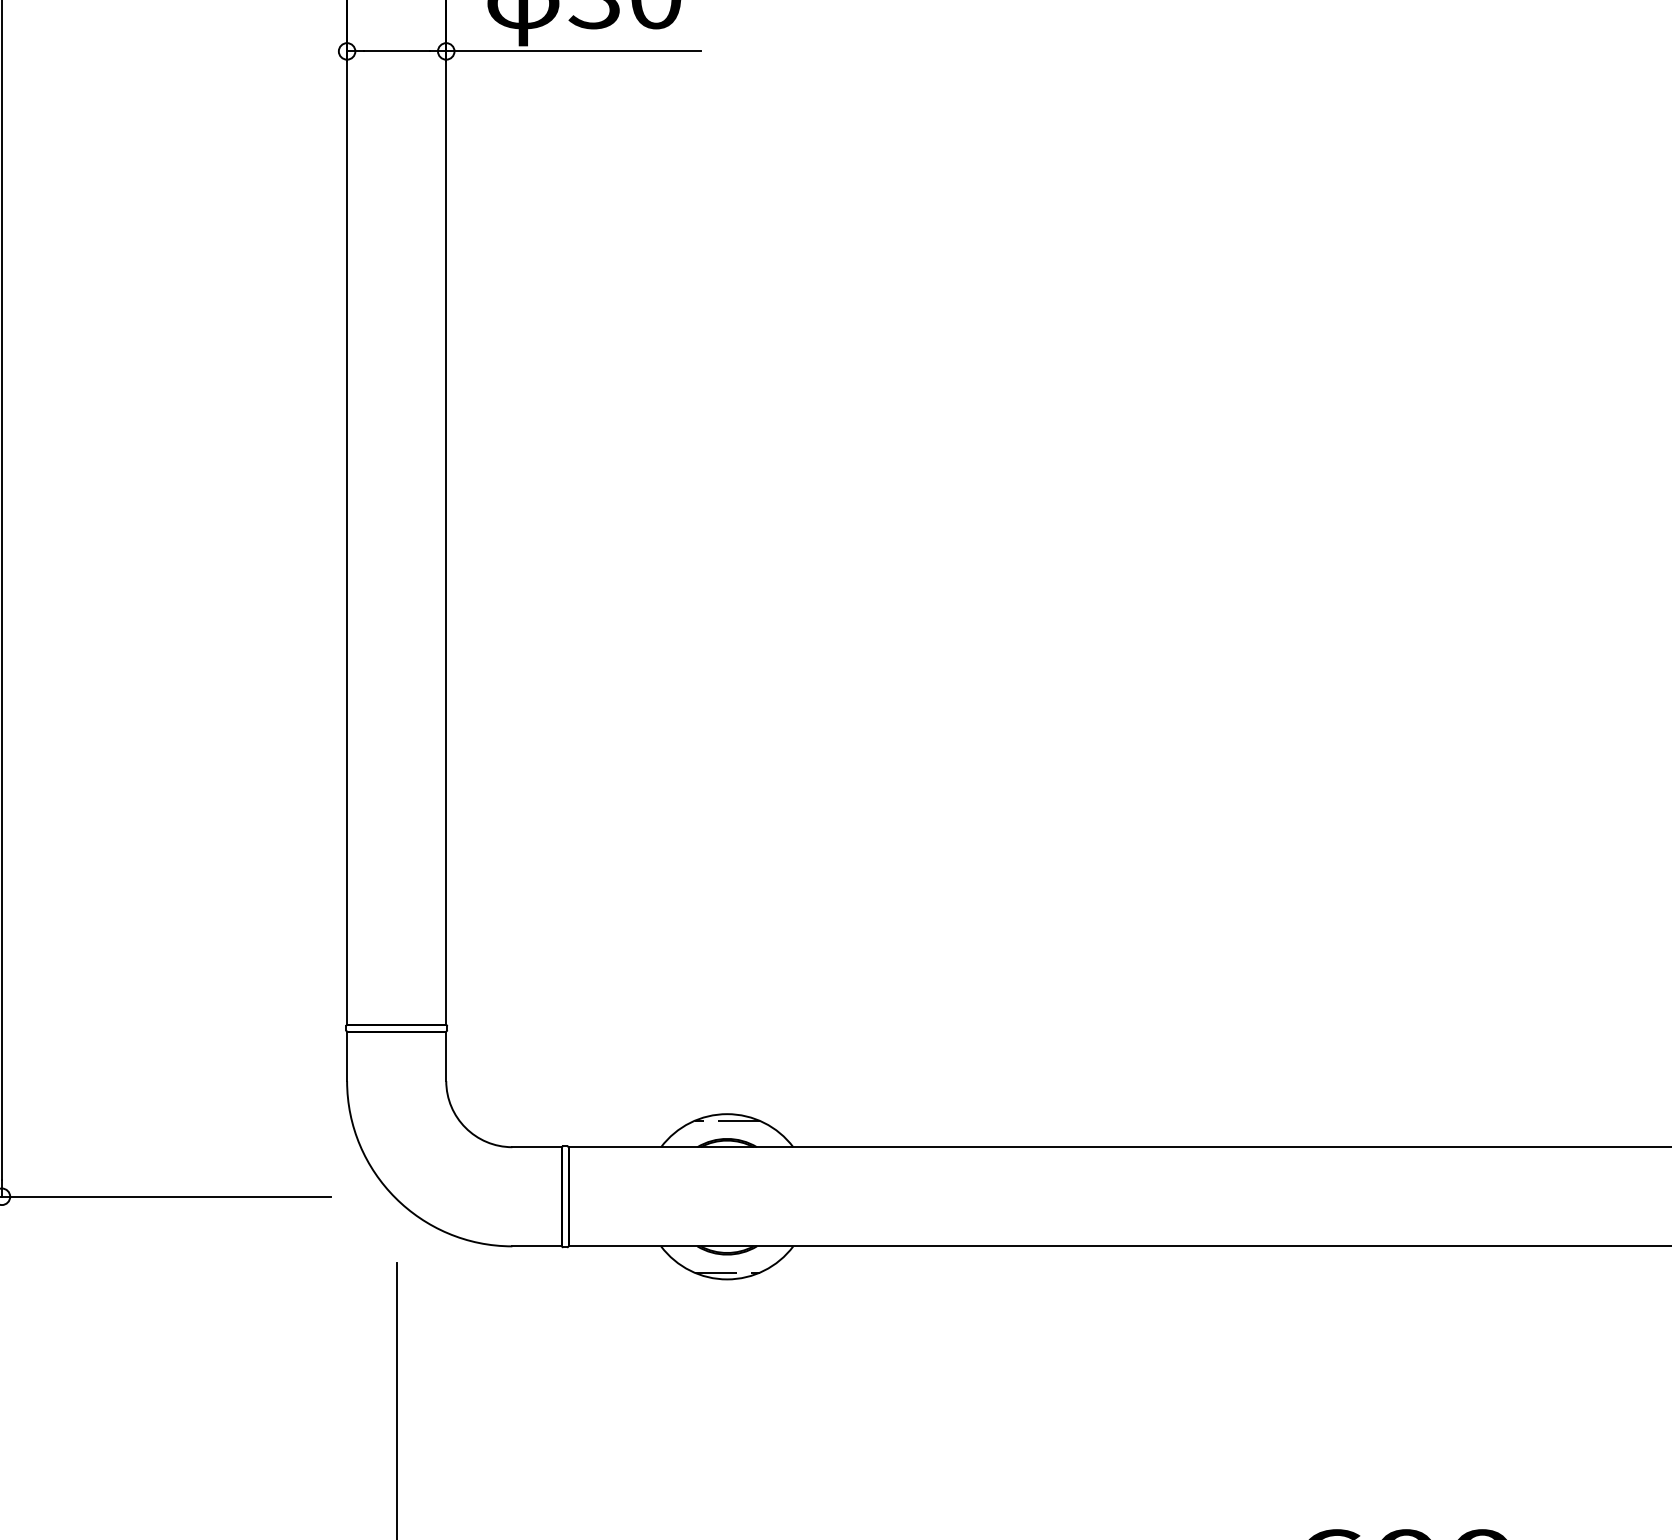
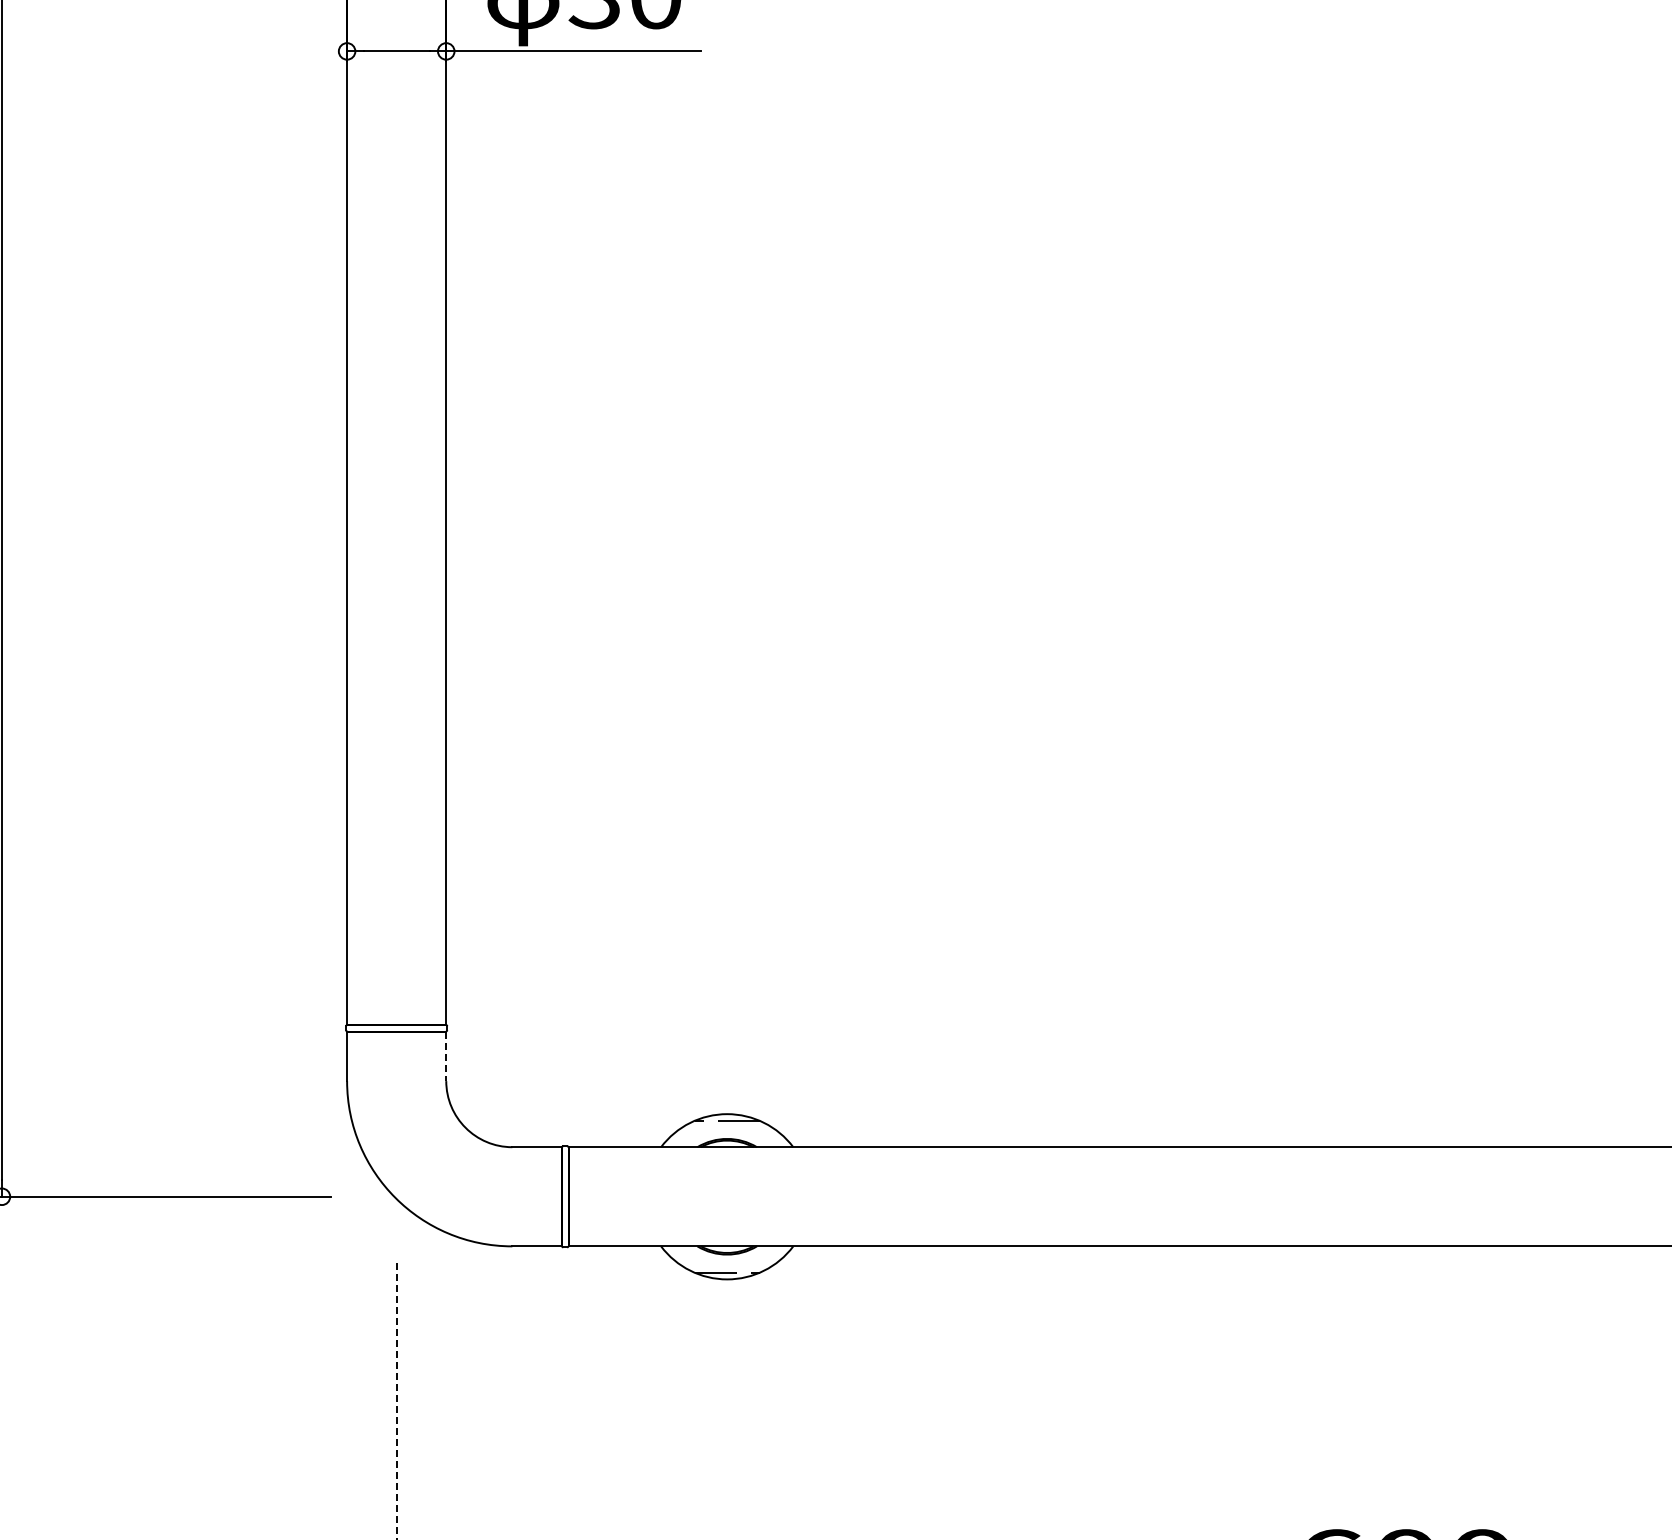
line: solid -> dashed (446, 1056)
line: solid -> dashed (396, 1401)
